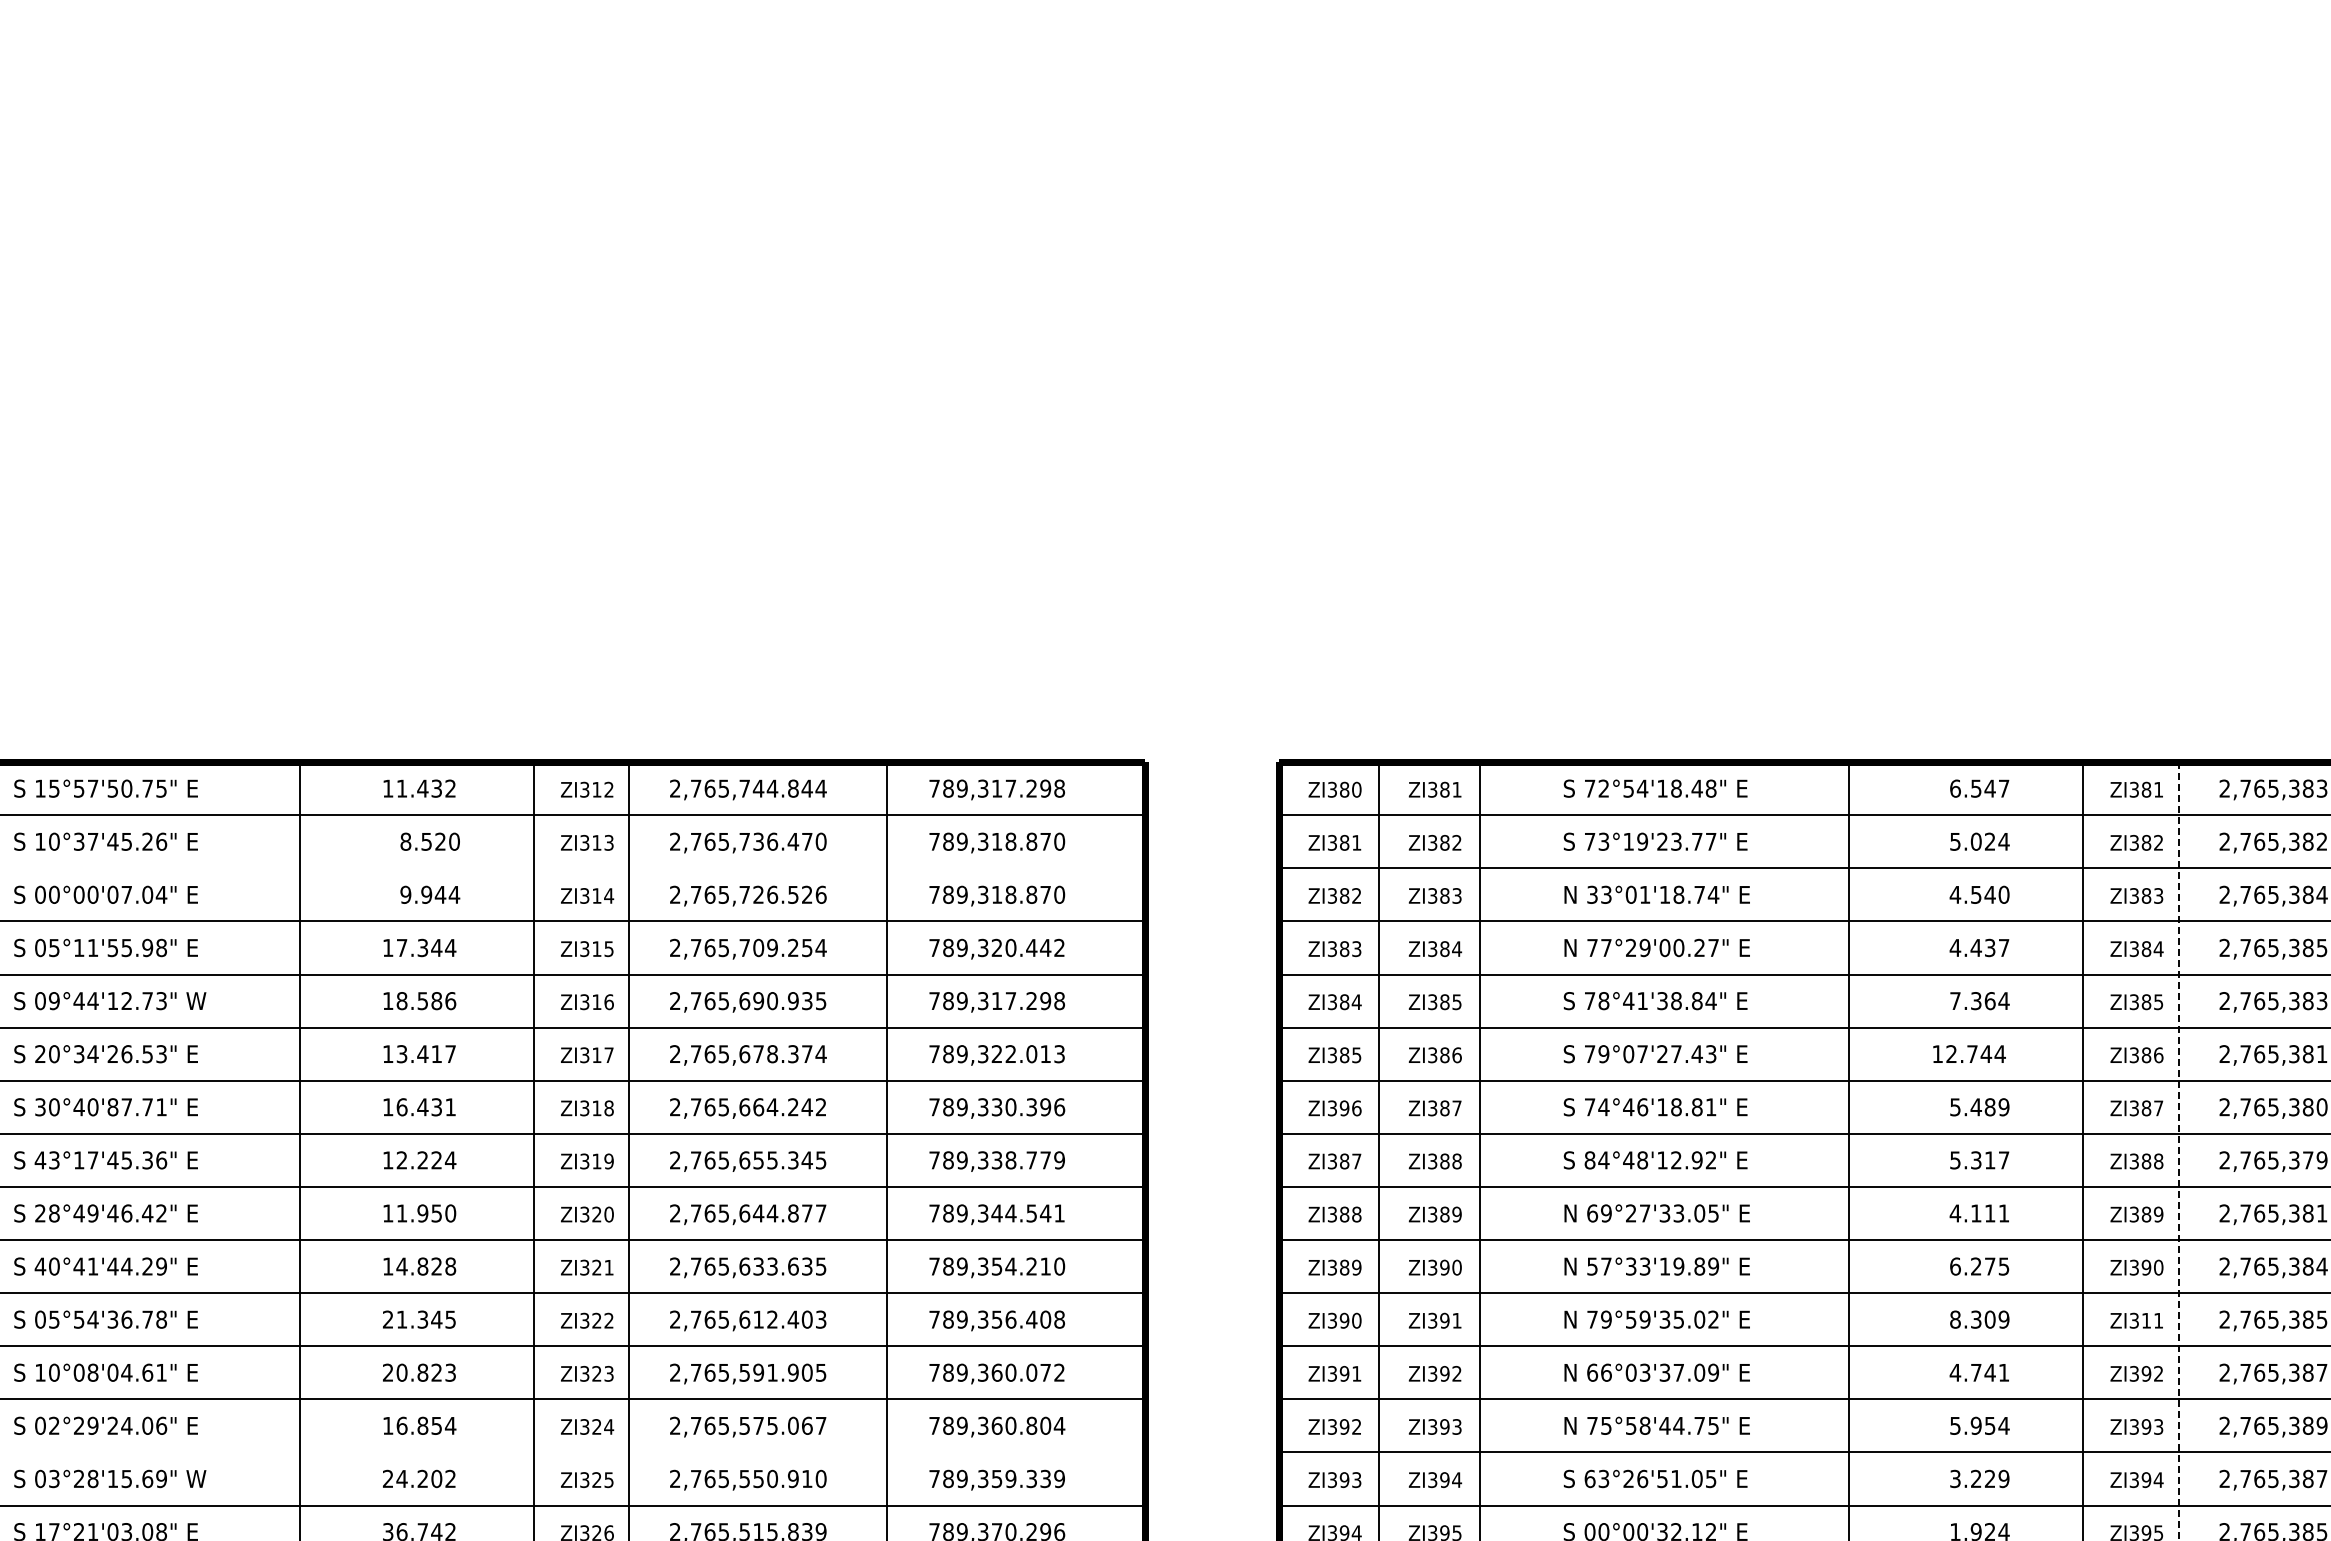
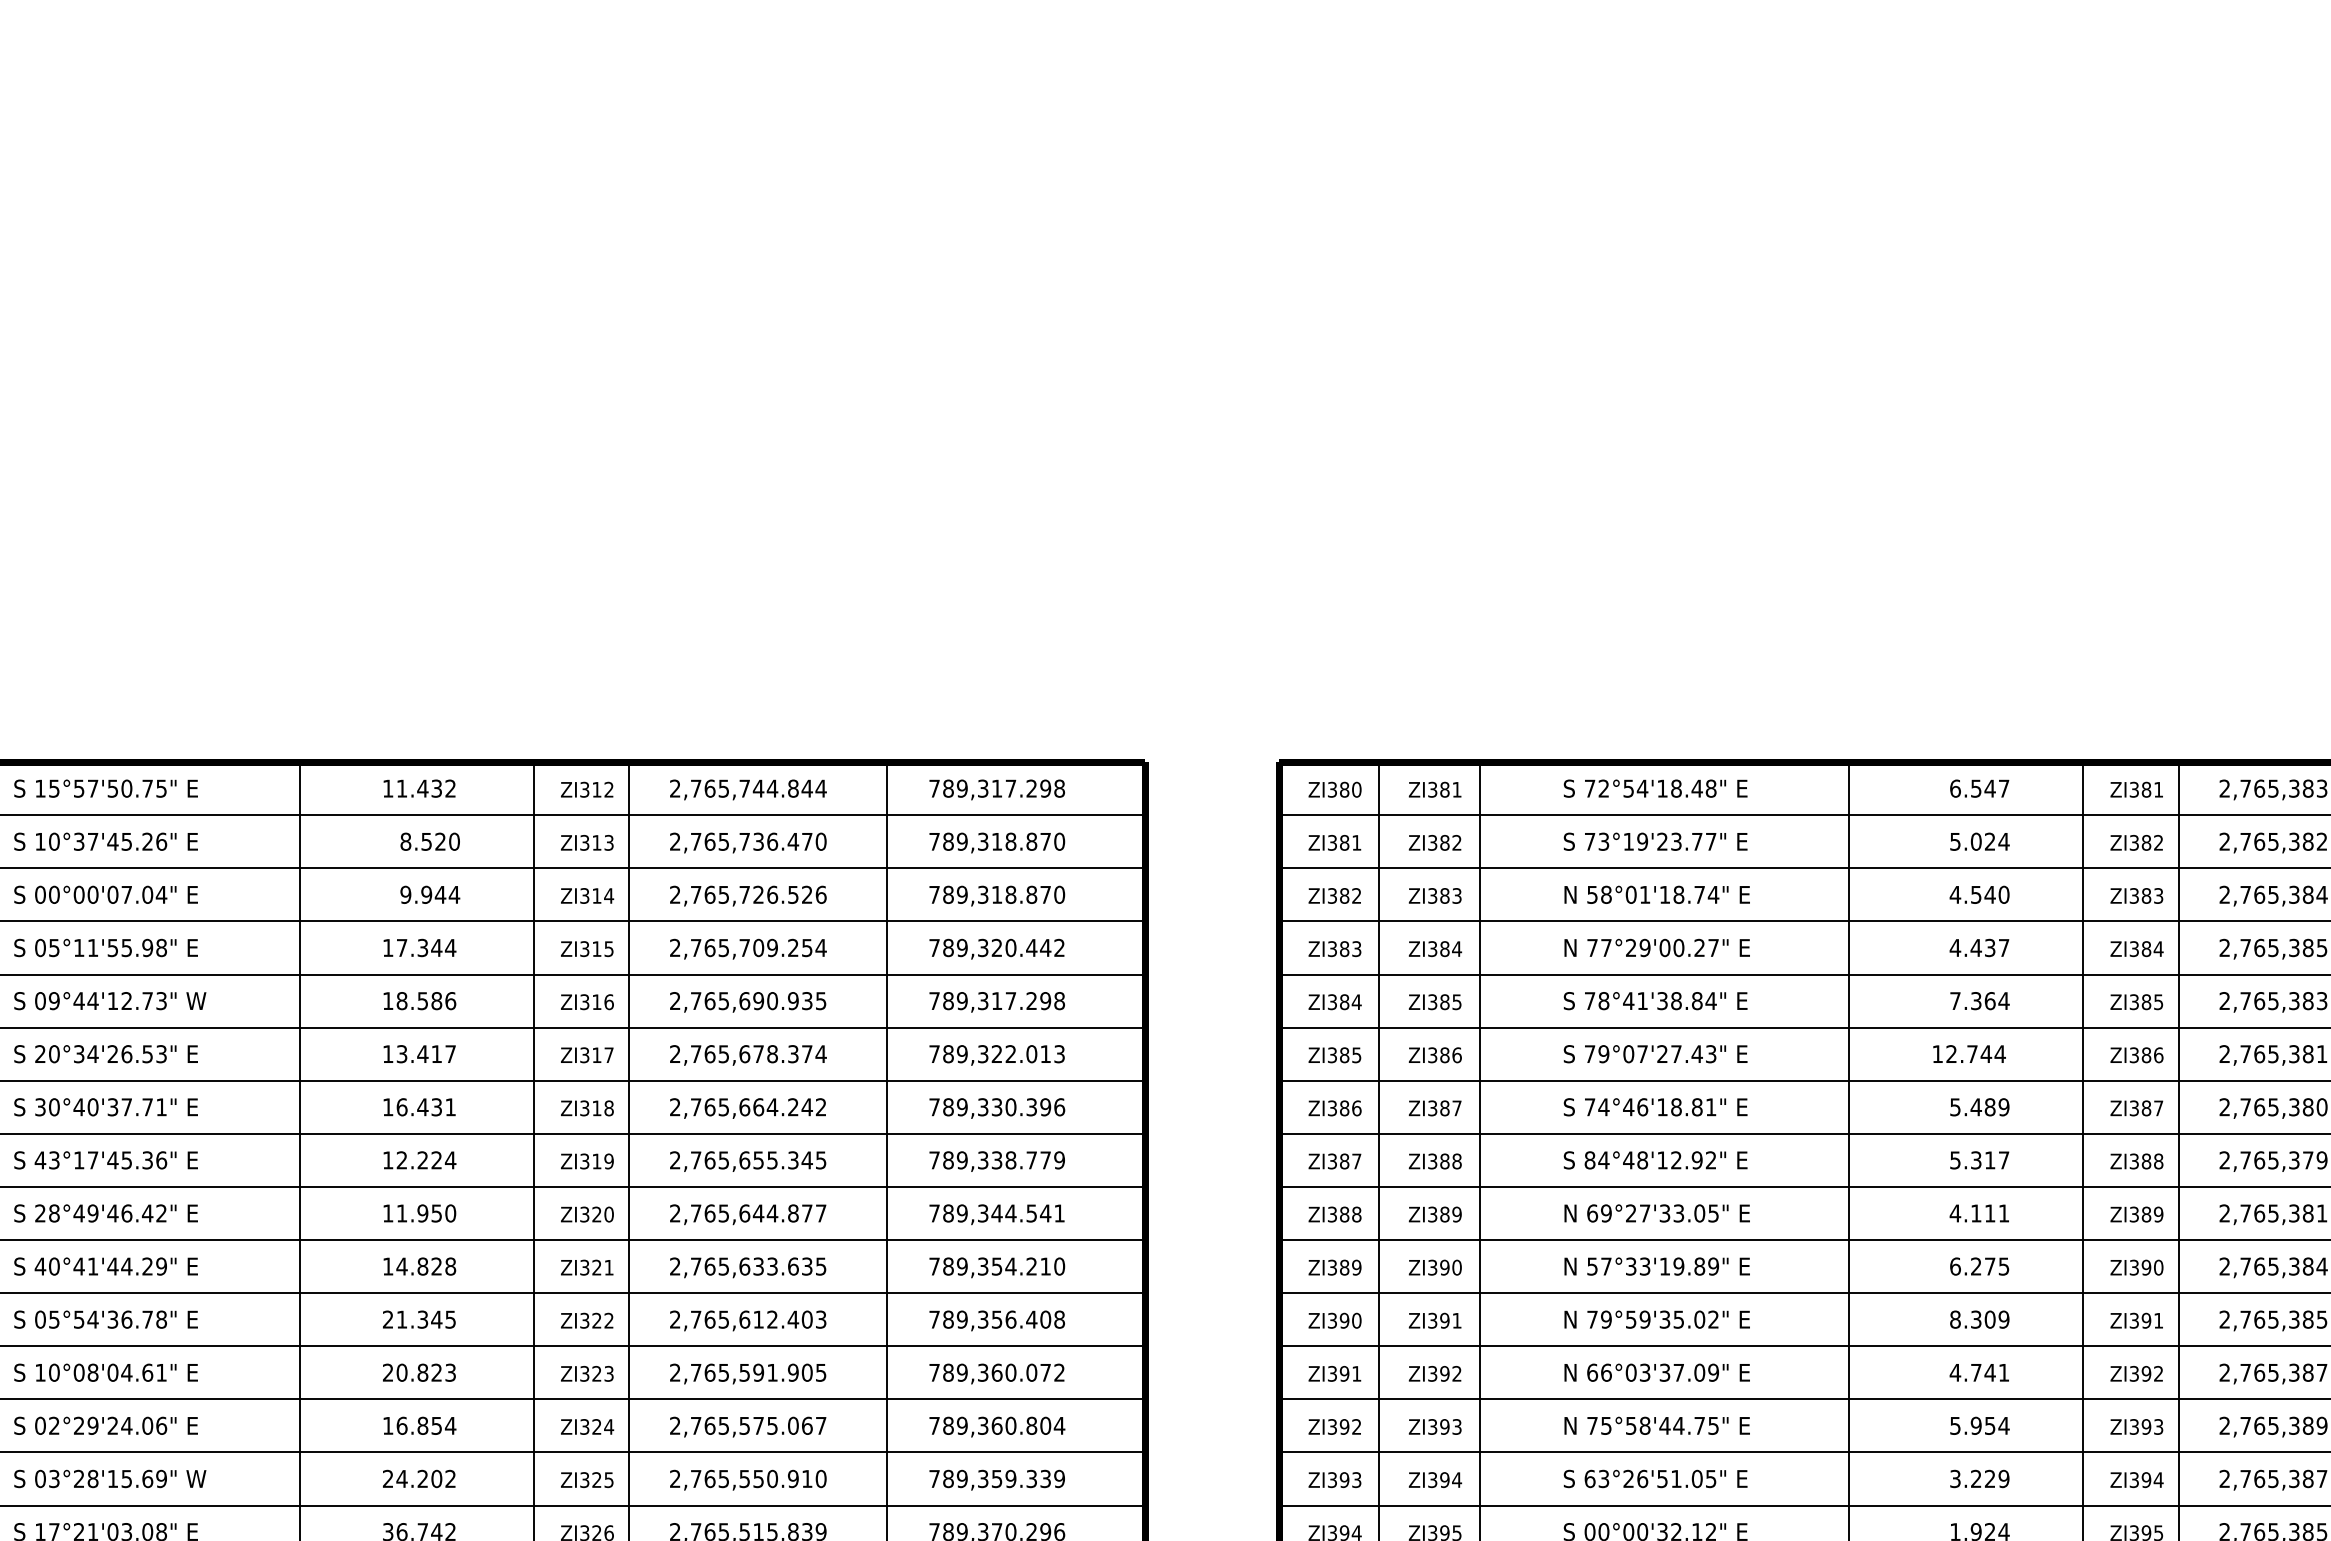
line: none -> present (573, 868)
text: 33°01'18.74" -> 58°01'18.74" (1599, 894)
text: 30°40'87.71" -> 30°40'37.71" (112, 1107)
text: ZI396 -> ZI386 (1344, 1108)
line: dashed -> solid (2178, 1151)
text: ZI311 -> ZI391 (2146, 1320)
line: none -> present (573, 1452)
